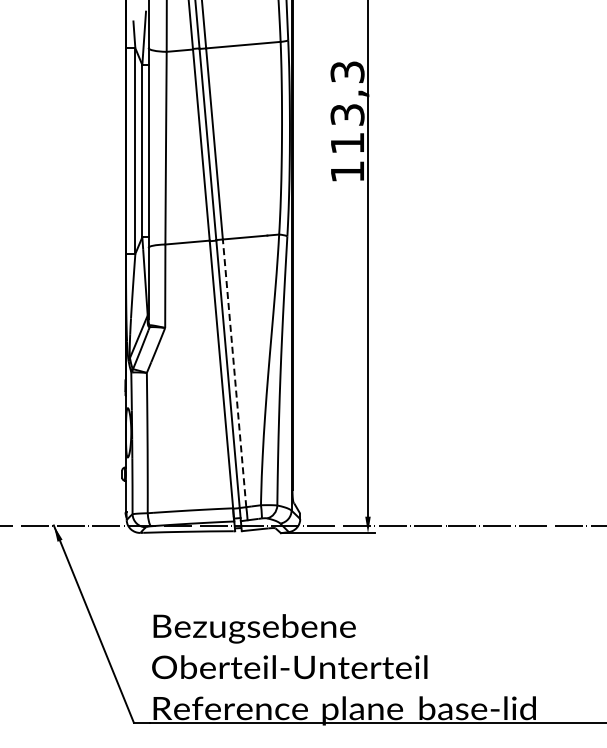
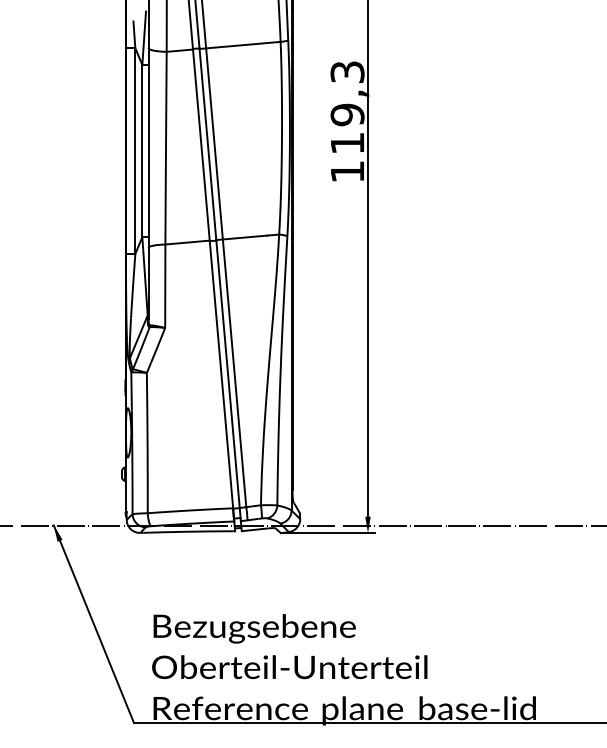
text: 113,3 -> 119,3 (347, 114)
line: dashed -> solid (234, 372)
